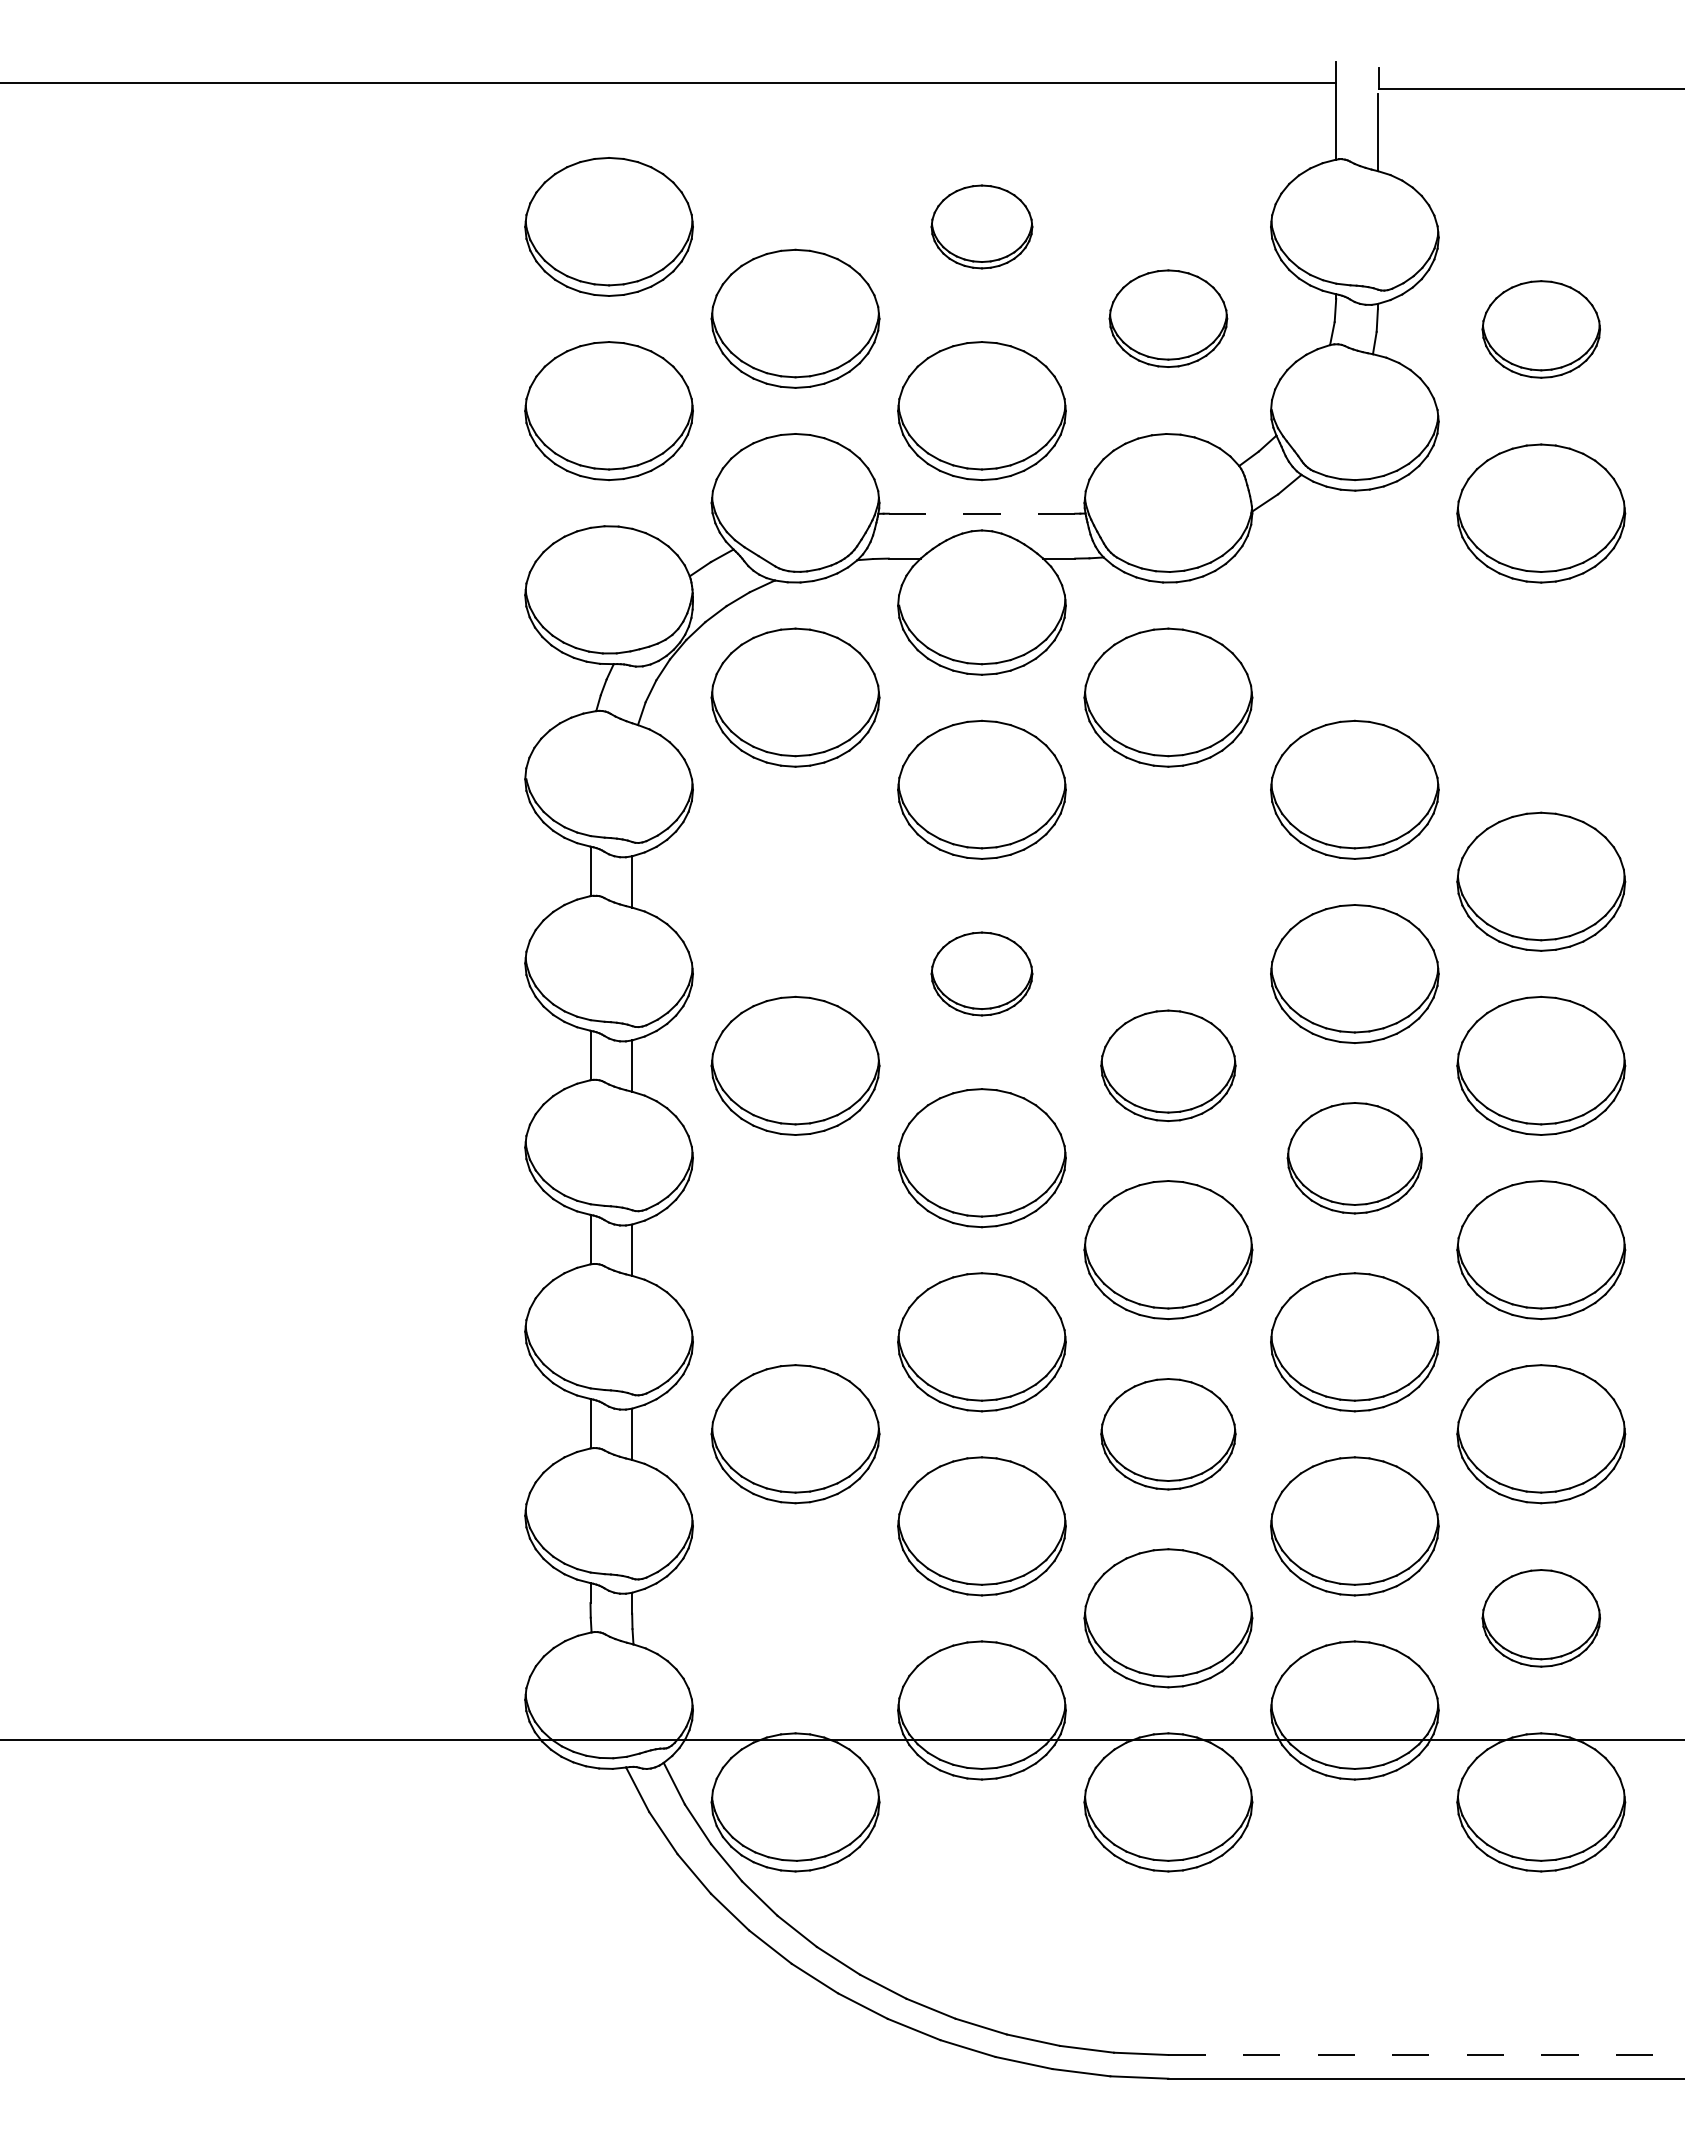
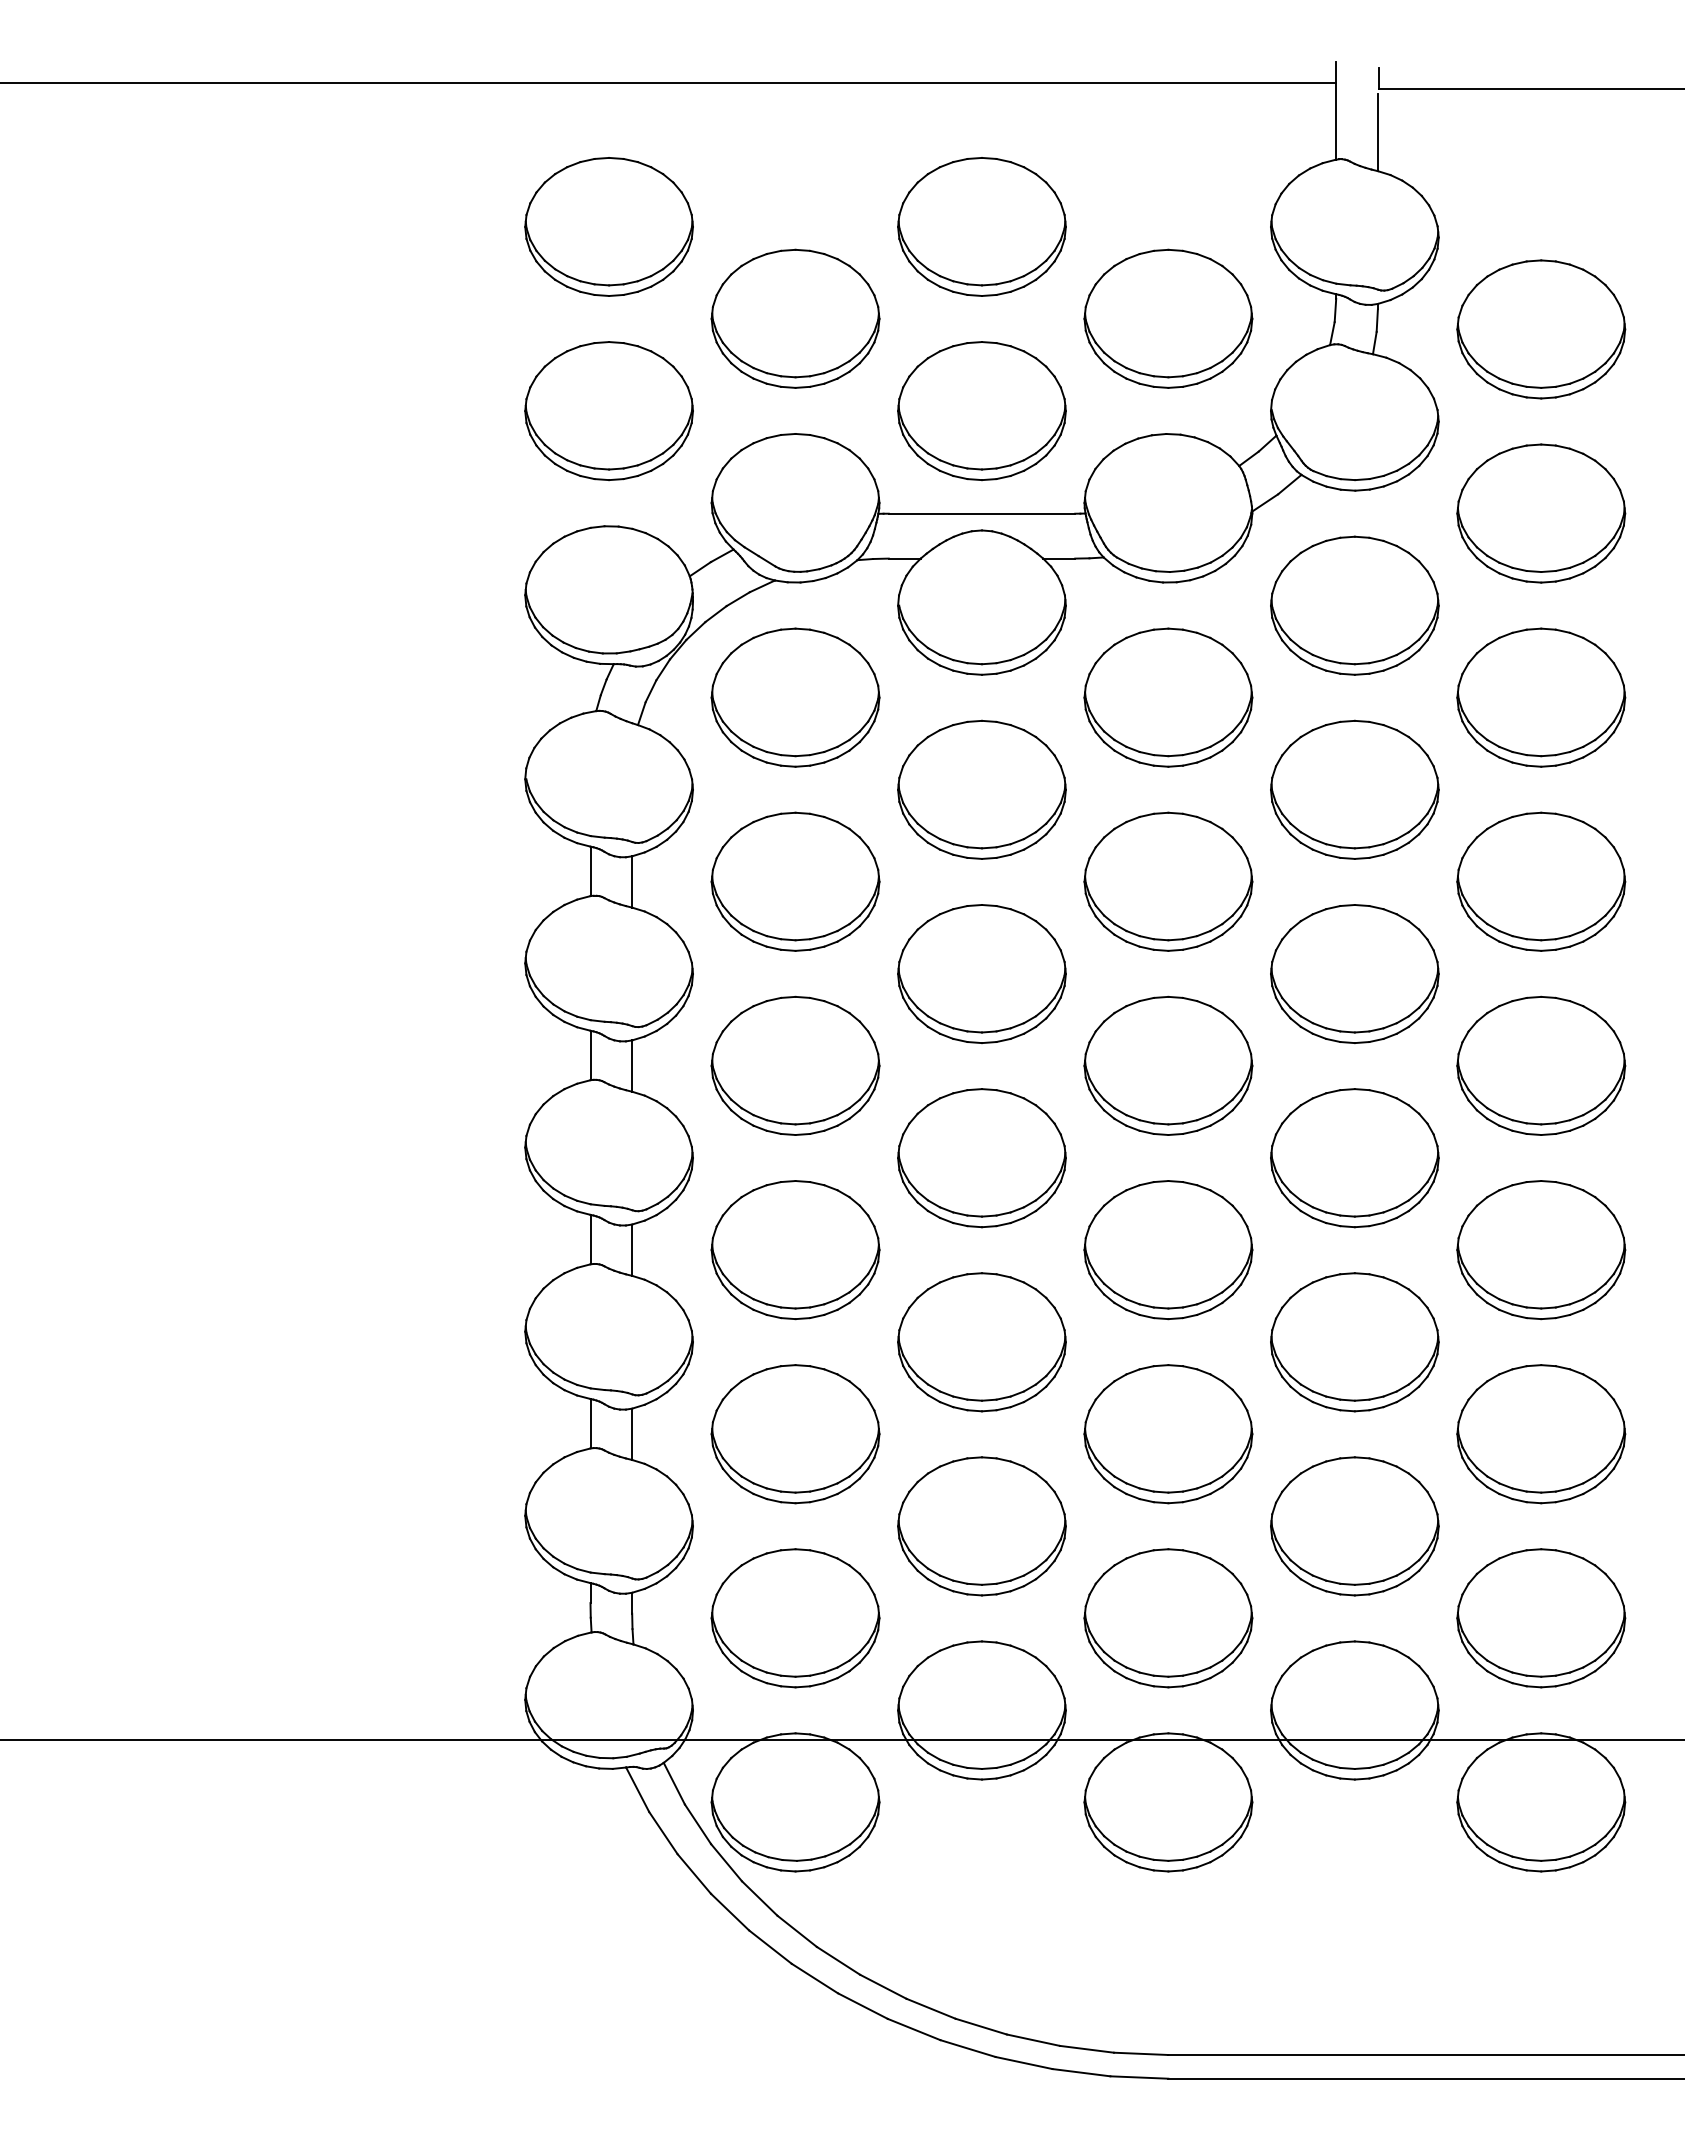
part size: 104x86 px -> 170x140 px (981, 226)
part size: 121x99 px -> 171x141 px (1168, 318)
part size: 120x99 px -> 171x141 px (1541, 329)
line: dashed -> solid (981, 513)
part: none -> present (1354, 605)
part: none -> present (1541, 697)
part: none -> present (795, 881)
part: none -> present (1168, 881)
part size: 104x86 px -> 170x140 px (981, 973)
part size: 137x113 px -> 171x141 px (1168, 1065)
part size: 137x113 px -> 170x141 px (1354, 1158)
part: none -> present (795, 1250)
part size: 137x113 px -> 171x141 px (1168, 1434)
part: none -> present (795, 1618)
part size: 120x99 px -> 171x141 px (1541, 1618)
line: dashed -> solid (1426, 2054)
